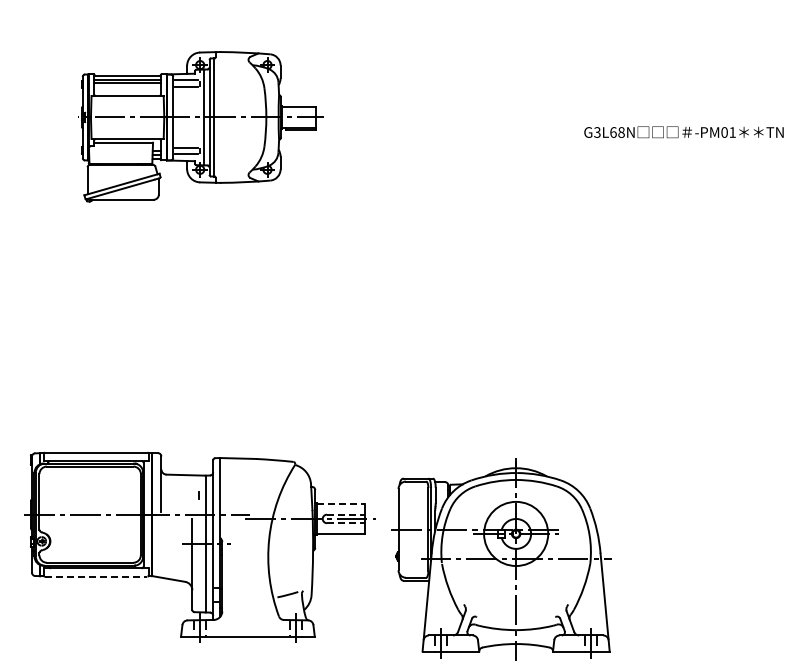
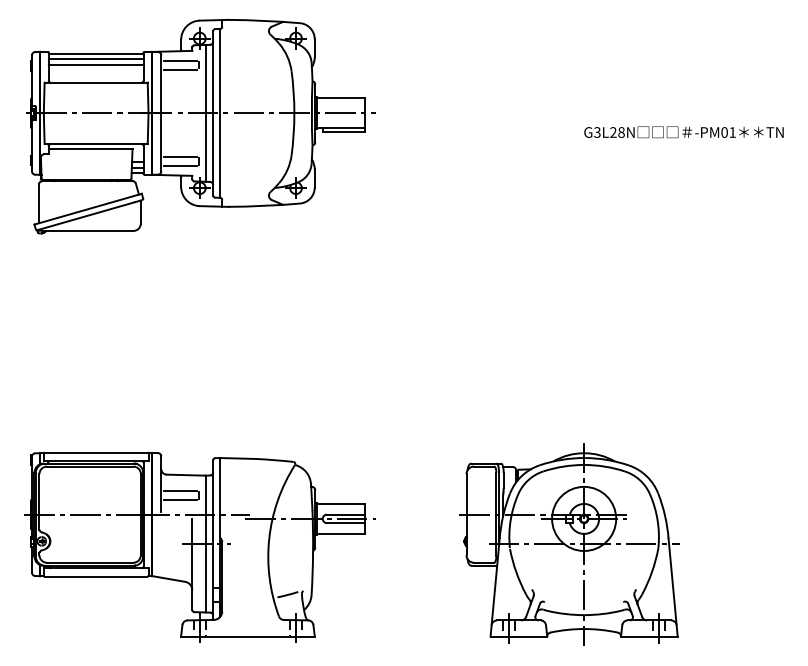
part size: 246x152 px -> 350x216 px (200, 126)
text: G3L68N -> G3L28N (613, 132)
line: none -> present (180, 491)
line: none -> present (180, 500)
line: dashed -> solid (341, 503)
line: dashed -> solid (346, 514)
line: dashed -> solid (346, 523)
part position: (501, 559) -> (569, 544) (569, 544)
line: dashed -> solid (96, 576)
